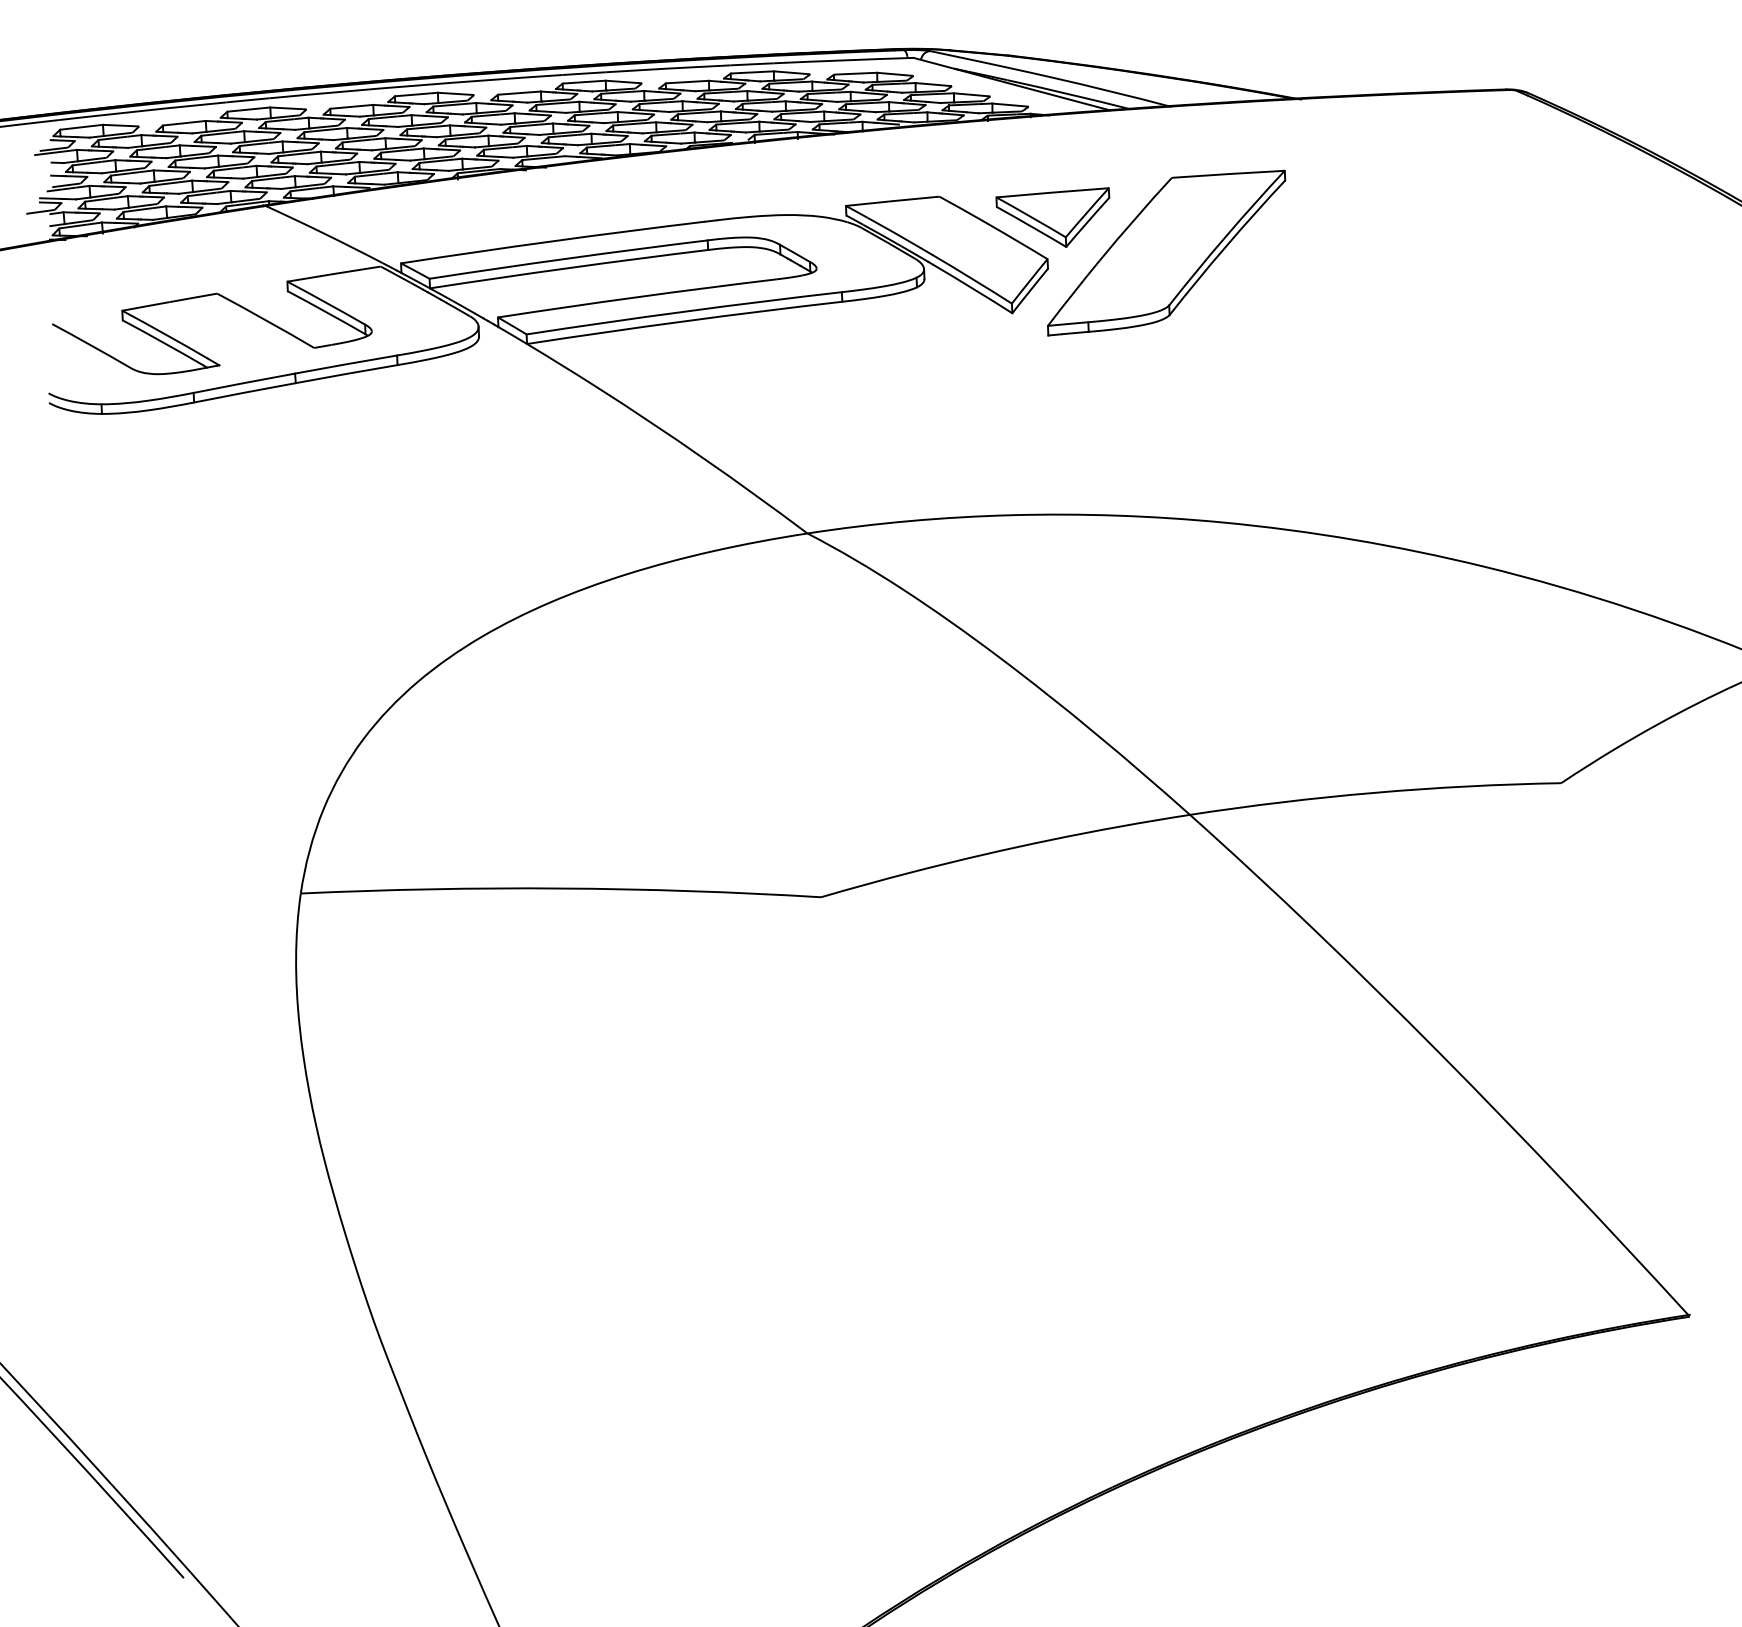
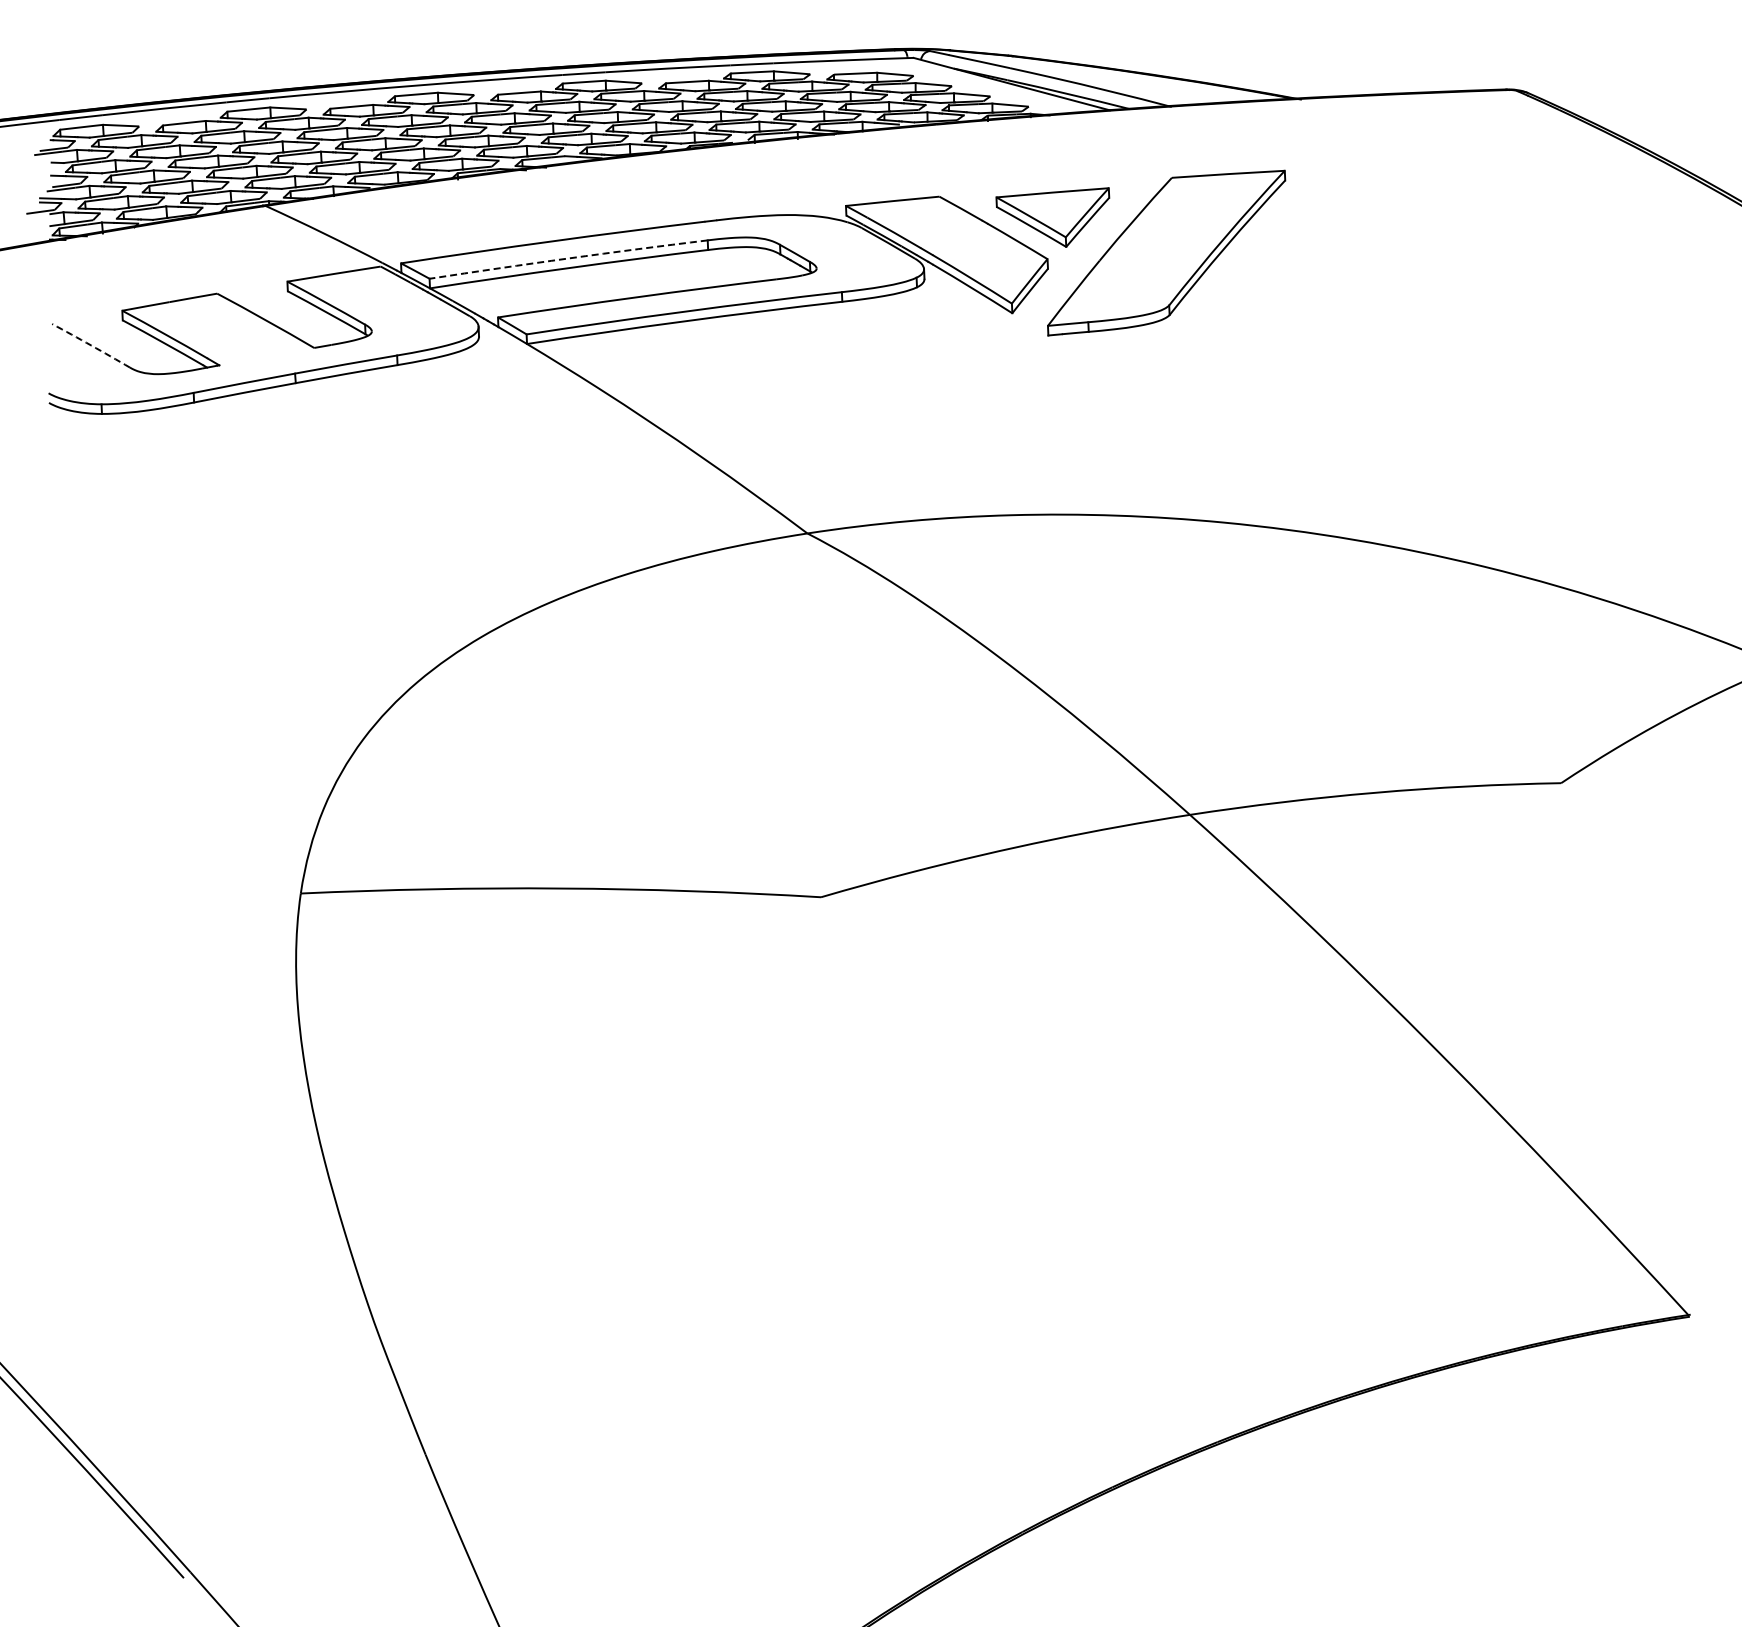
arc: solid -> dashed (568, 258)
arc: solid -> dashed (91, 345)
